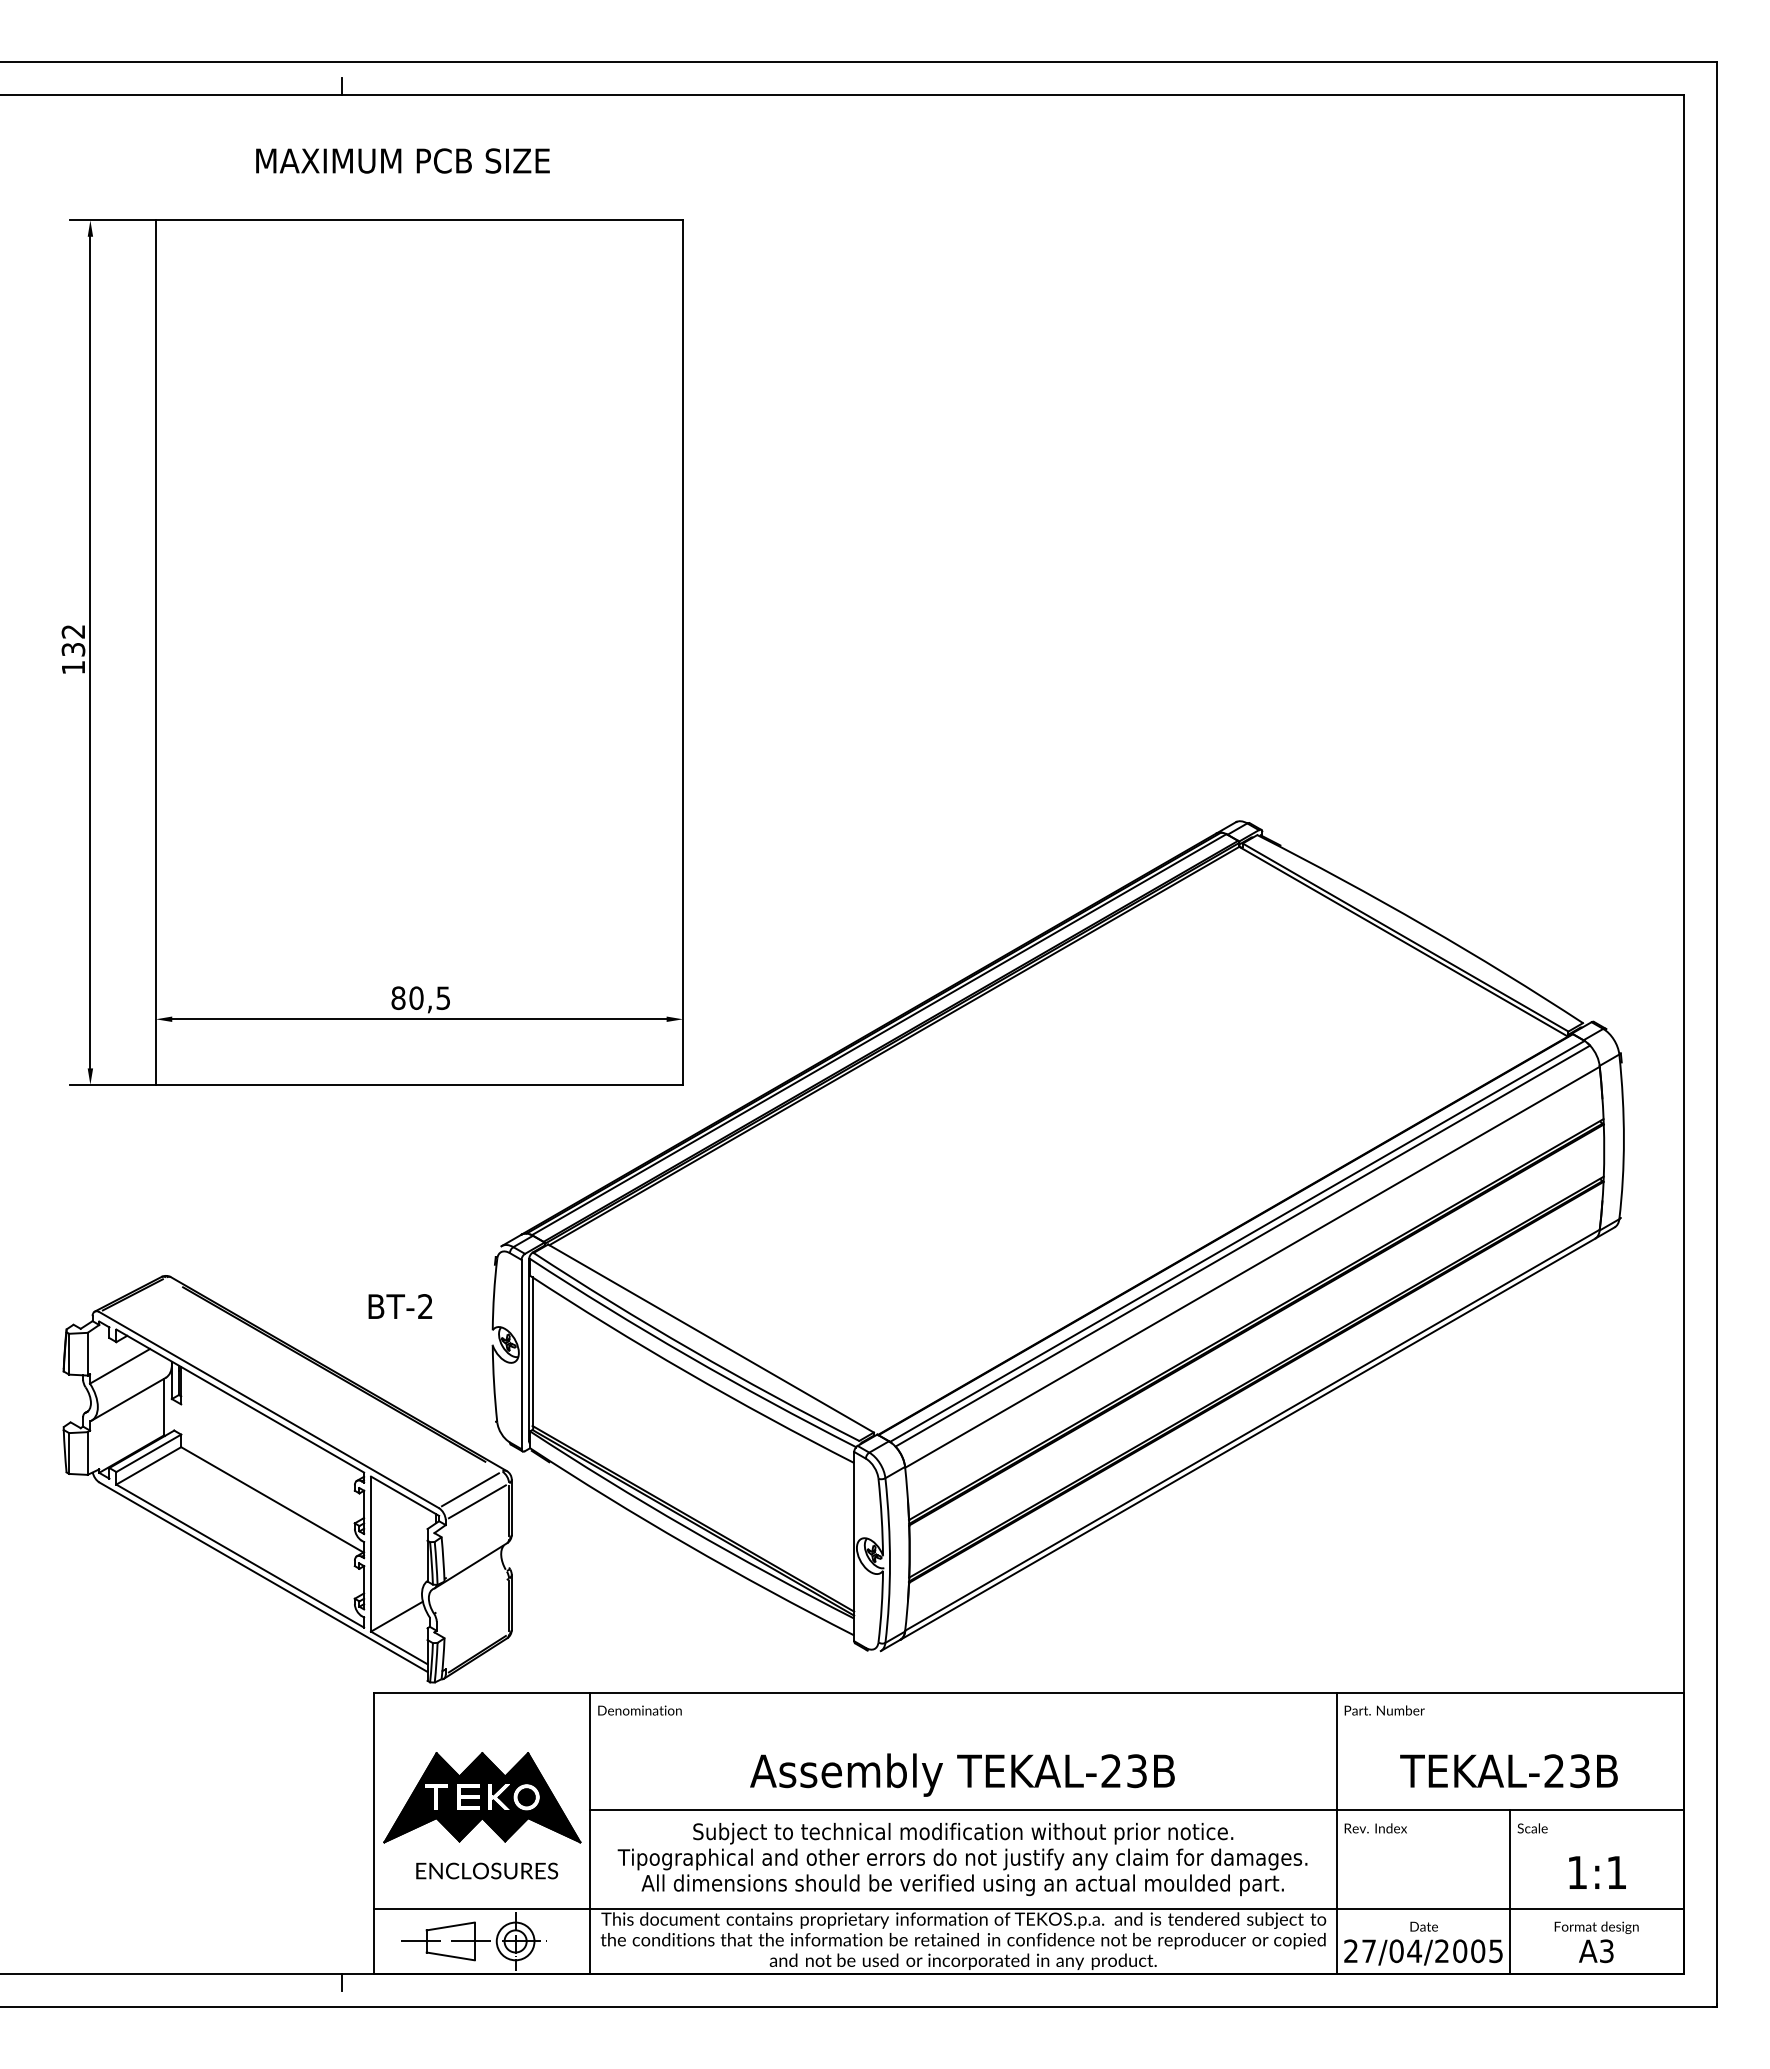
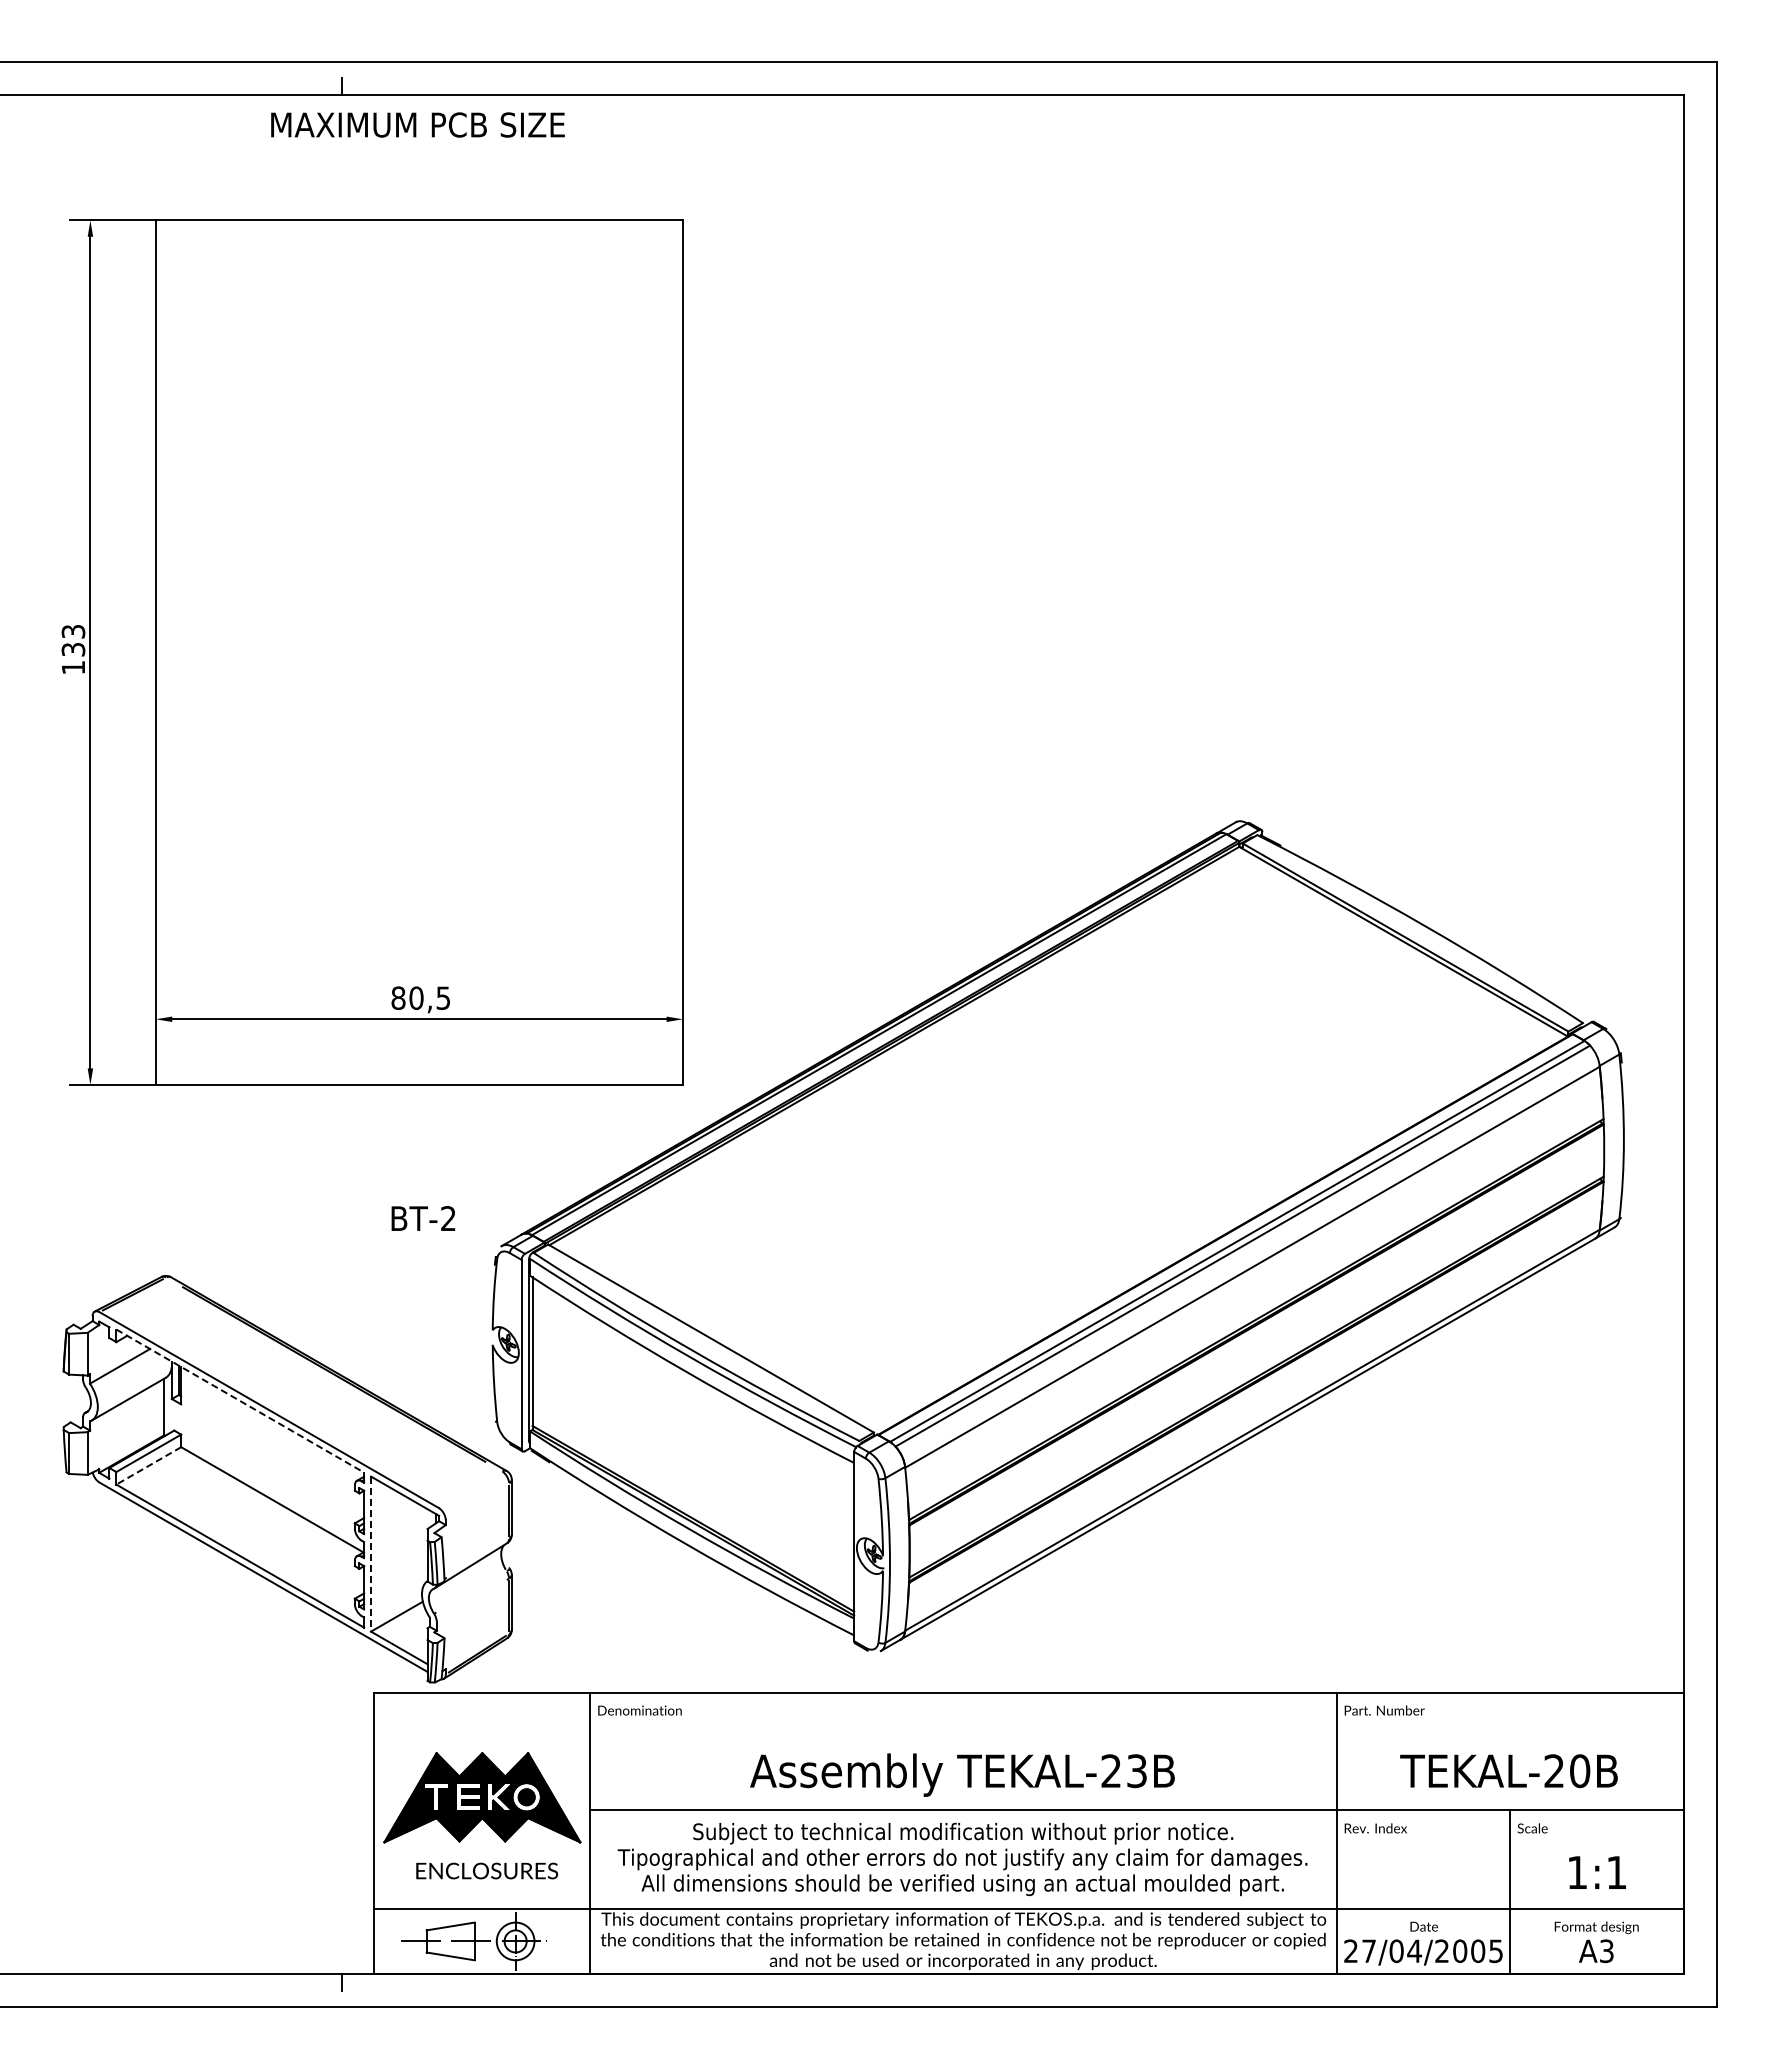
text position: (402, 160) -> (417, 124) (417, 124)
text: 132 -> 133 (73, 631)
text position: (400, 1306) -> (423, 1218) (423, 1218)
line: solid -> dashed (240, 1401)
line: solid -> dashed (148, 1466)
line: present -> none (469, 1489)
line: present -> none (476, 1501)
line: solid -> dashed (371, 1554)
text: TEKAL-23B -> TEKAL-20B (1580, 1771)
